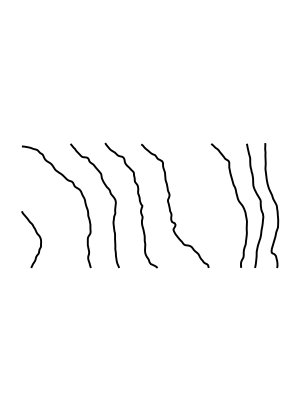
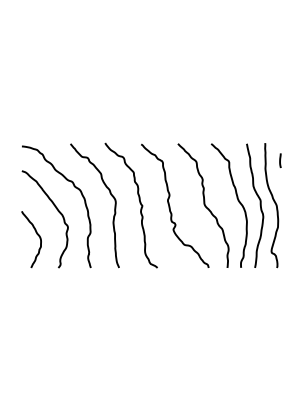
line: none -> present (280, 160)
curve: none -> present (203, 204)
curve: none -> present (57, 211)
